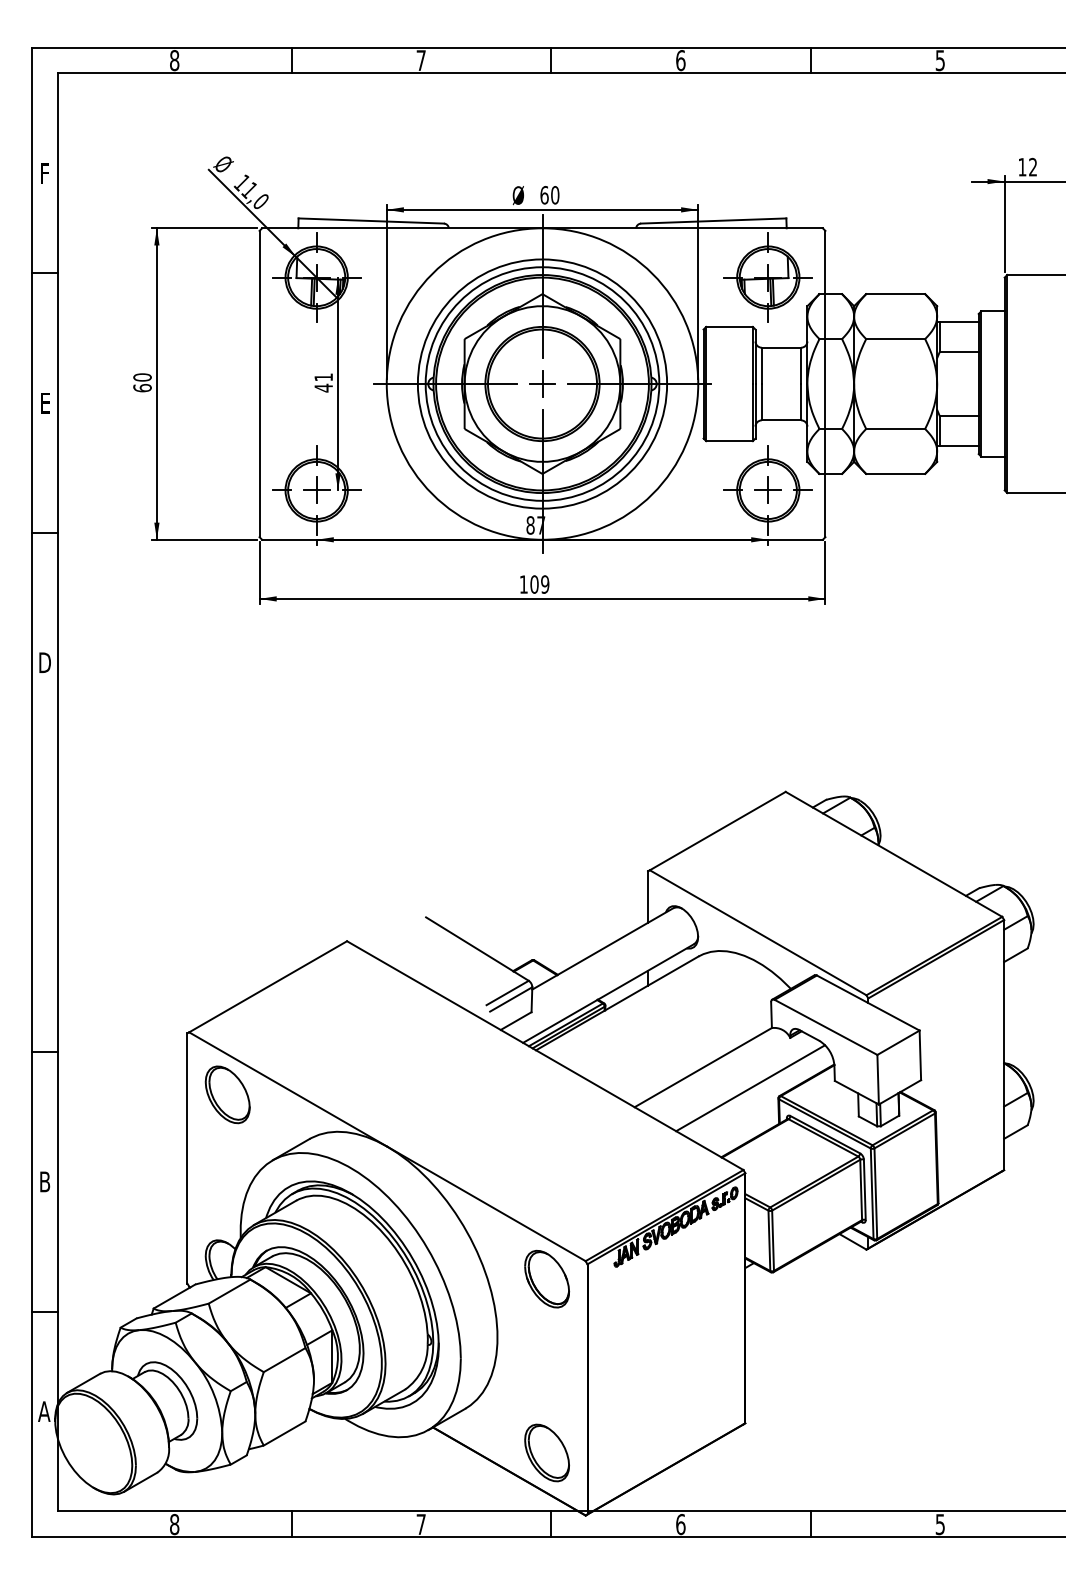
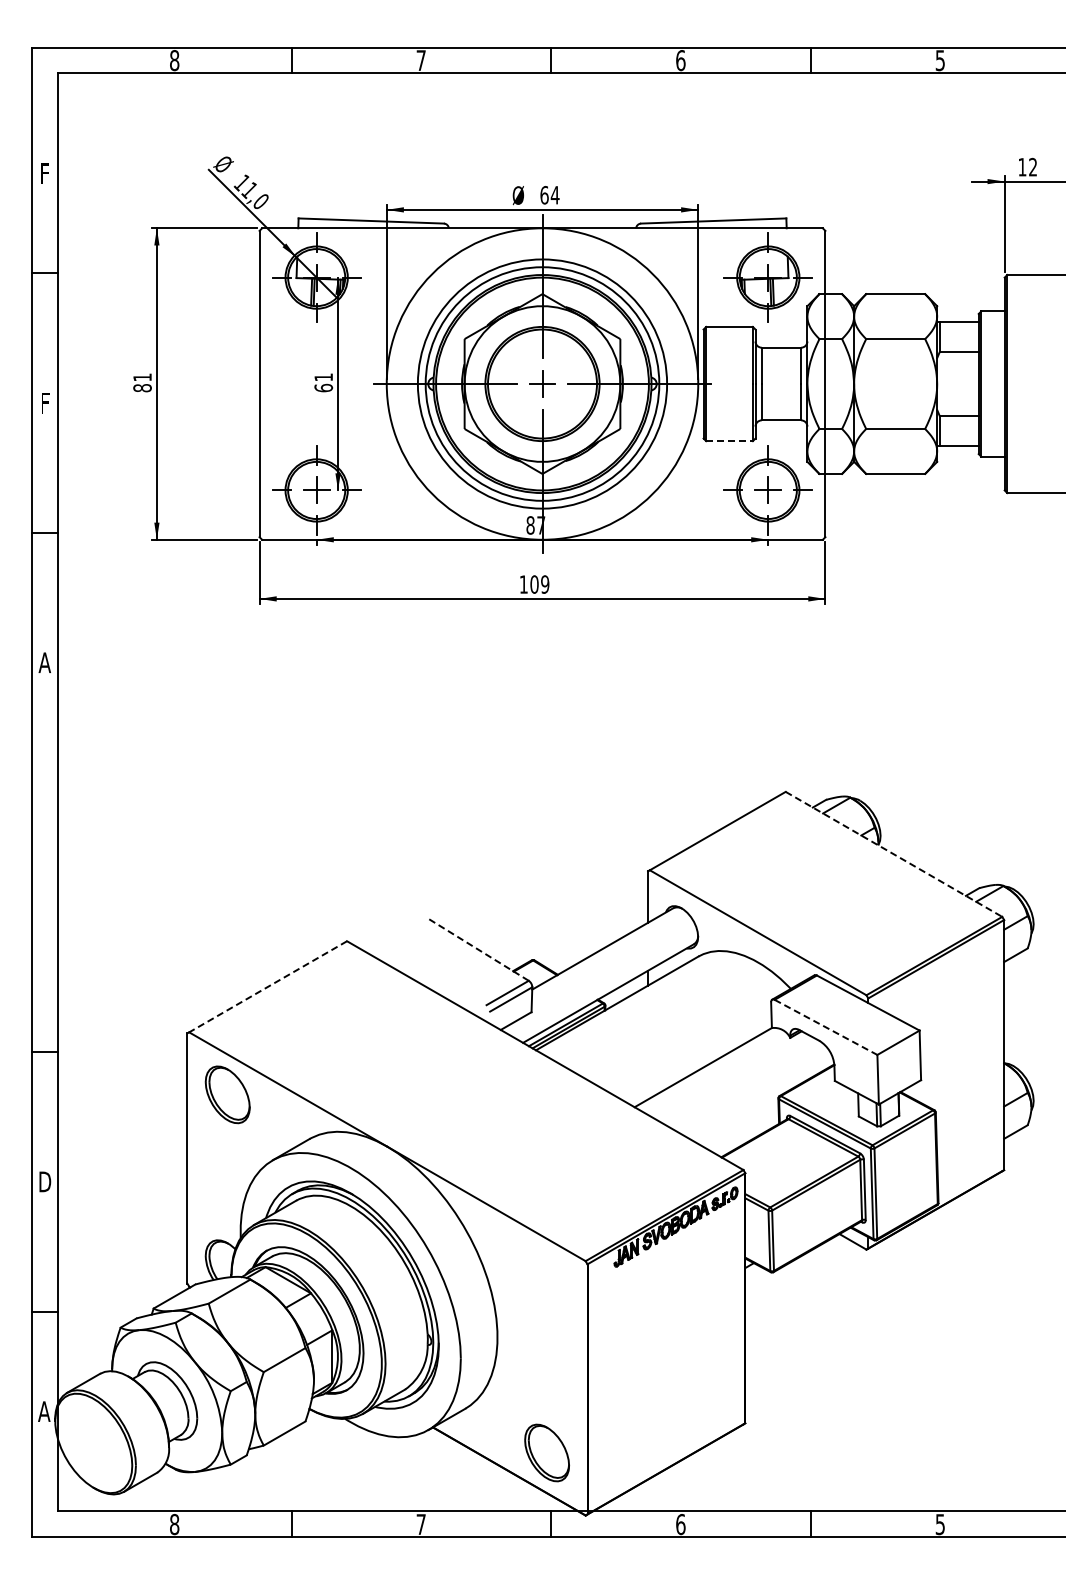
text: 60 -> 64 (554, 195)
text: 60 -> 81 (142, 382)
text: 41 -> 61 (323, 387)
text: E -> F (45, 403)
line: solid -> dashed (730, 441)
text: D -> A (44, 662)
line: solid -> dashed (894, 854)
line: solid -> dashed (477, 948)
line: solid -> dashed (267, 987)
line: solid -> dashed (826, 1027)
line: present -> none (750, 1088)
text: B -> D (45, 1181)
part: present -> none (546, 1278)
